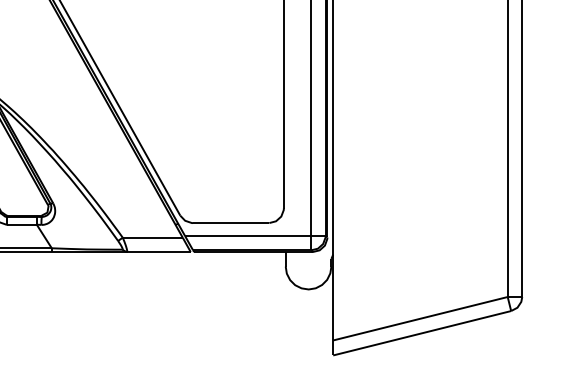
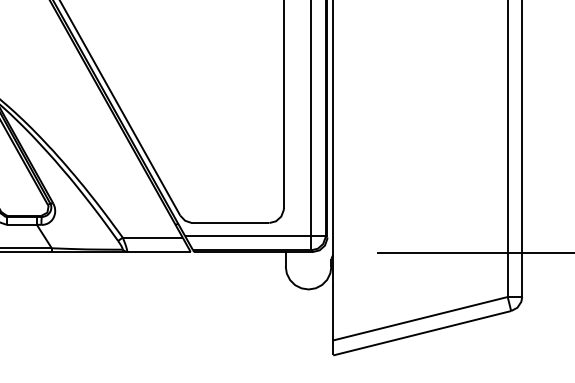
line: none -> present (474, 253)
